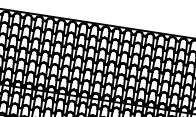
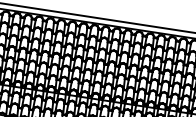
line: none -> present (97, 17)
